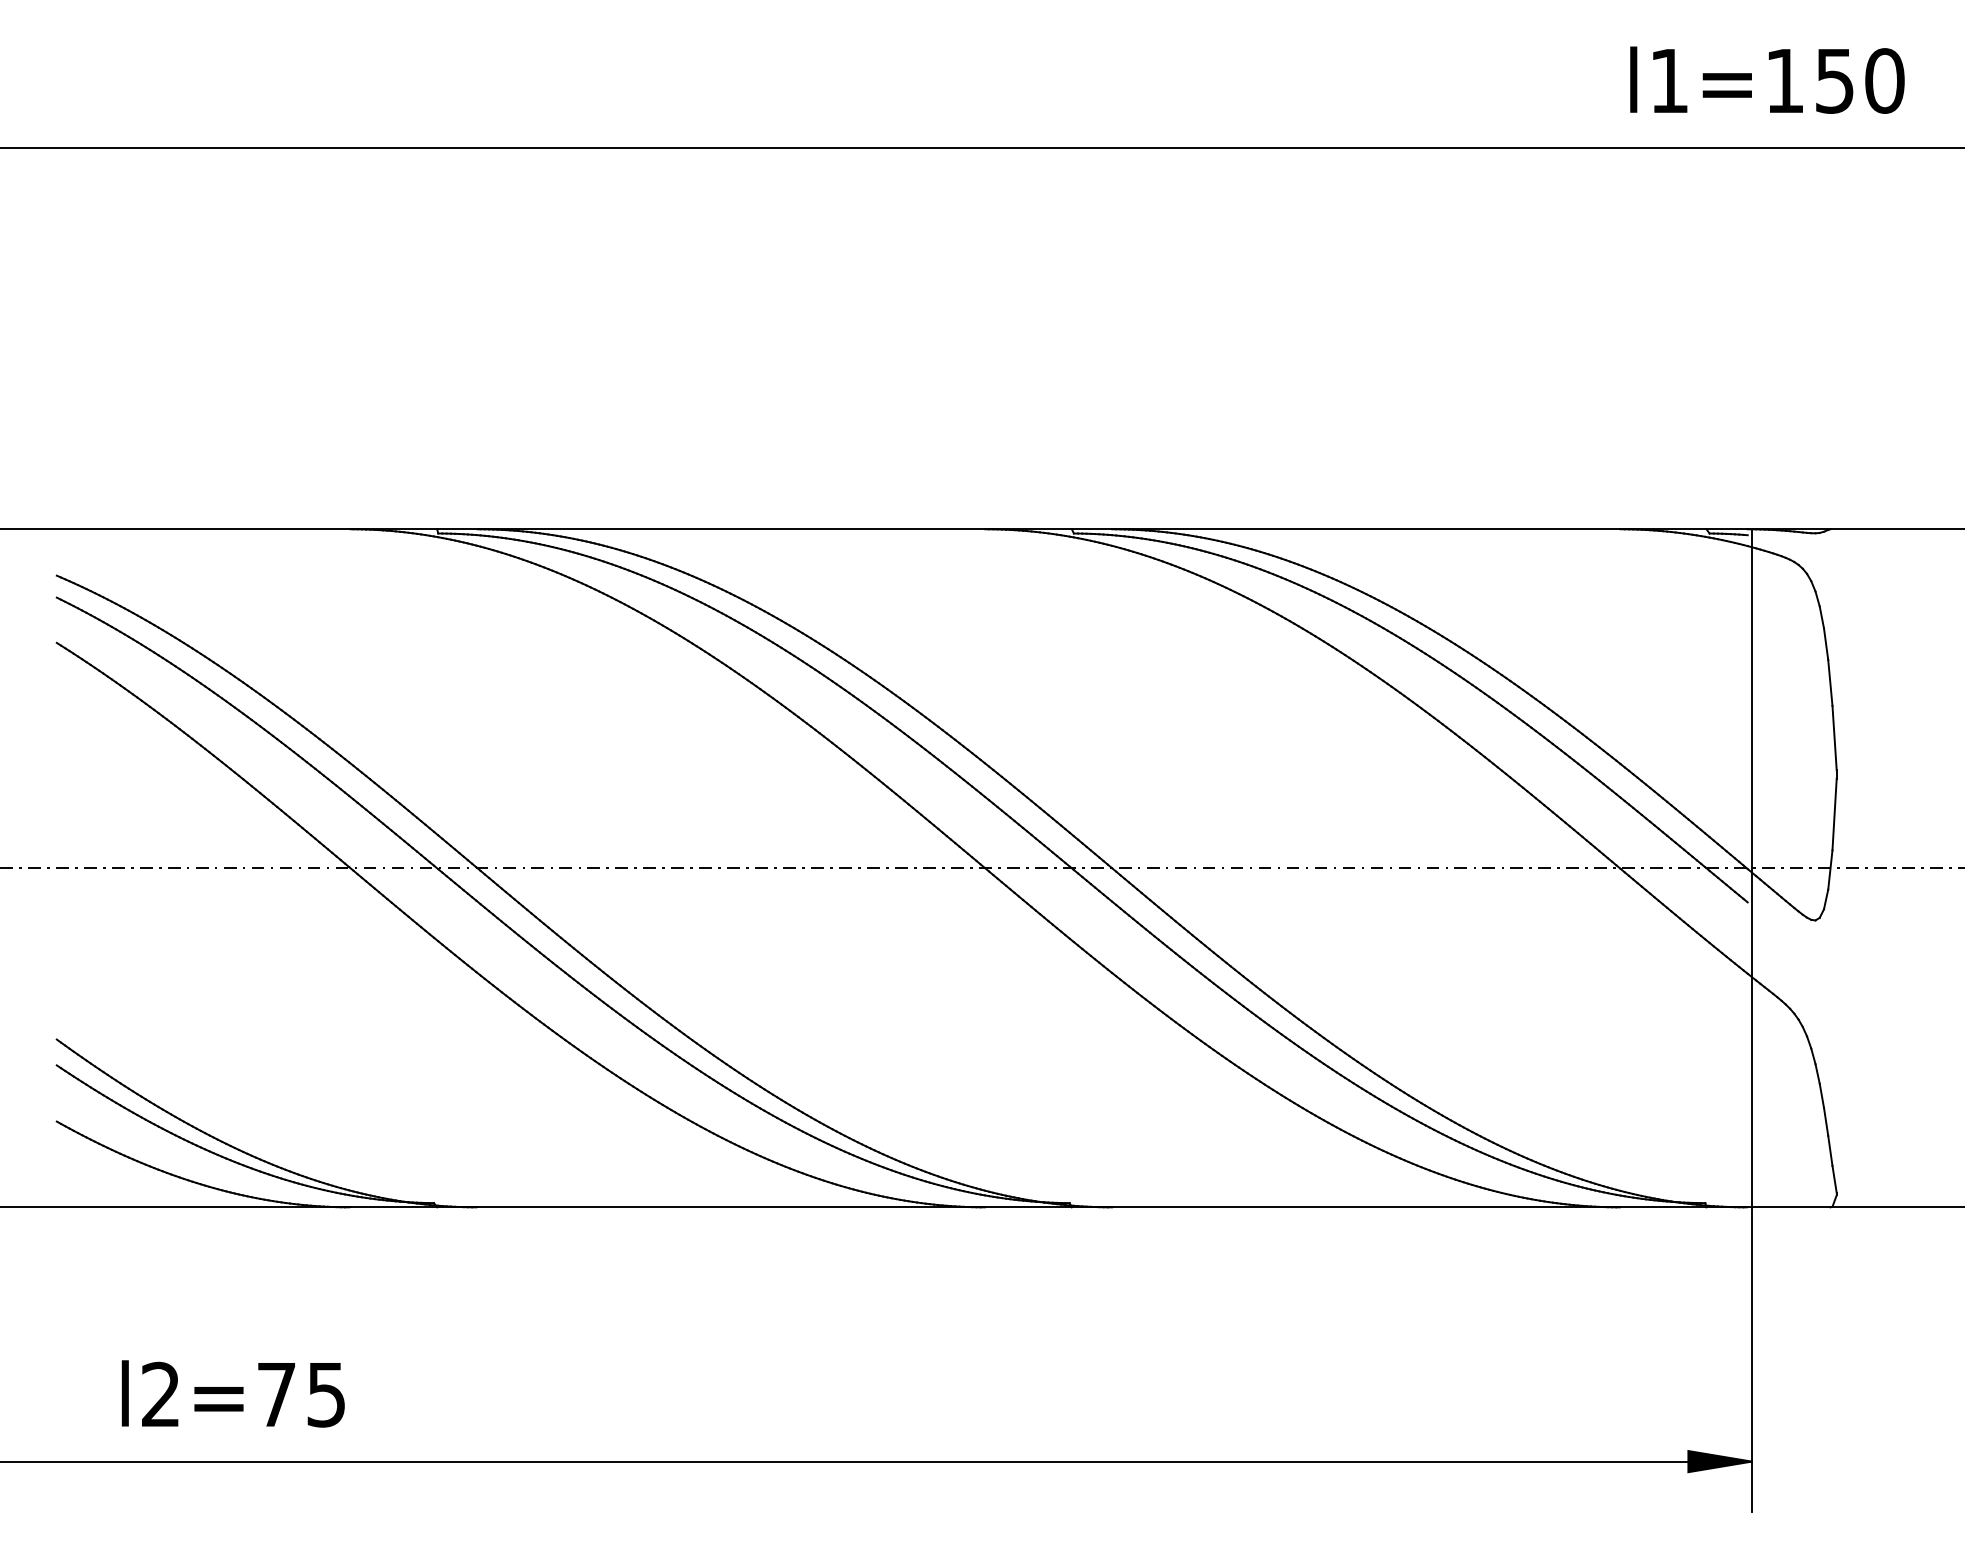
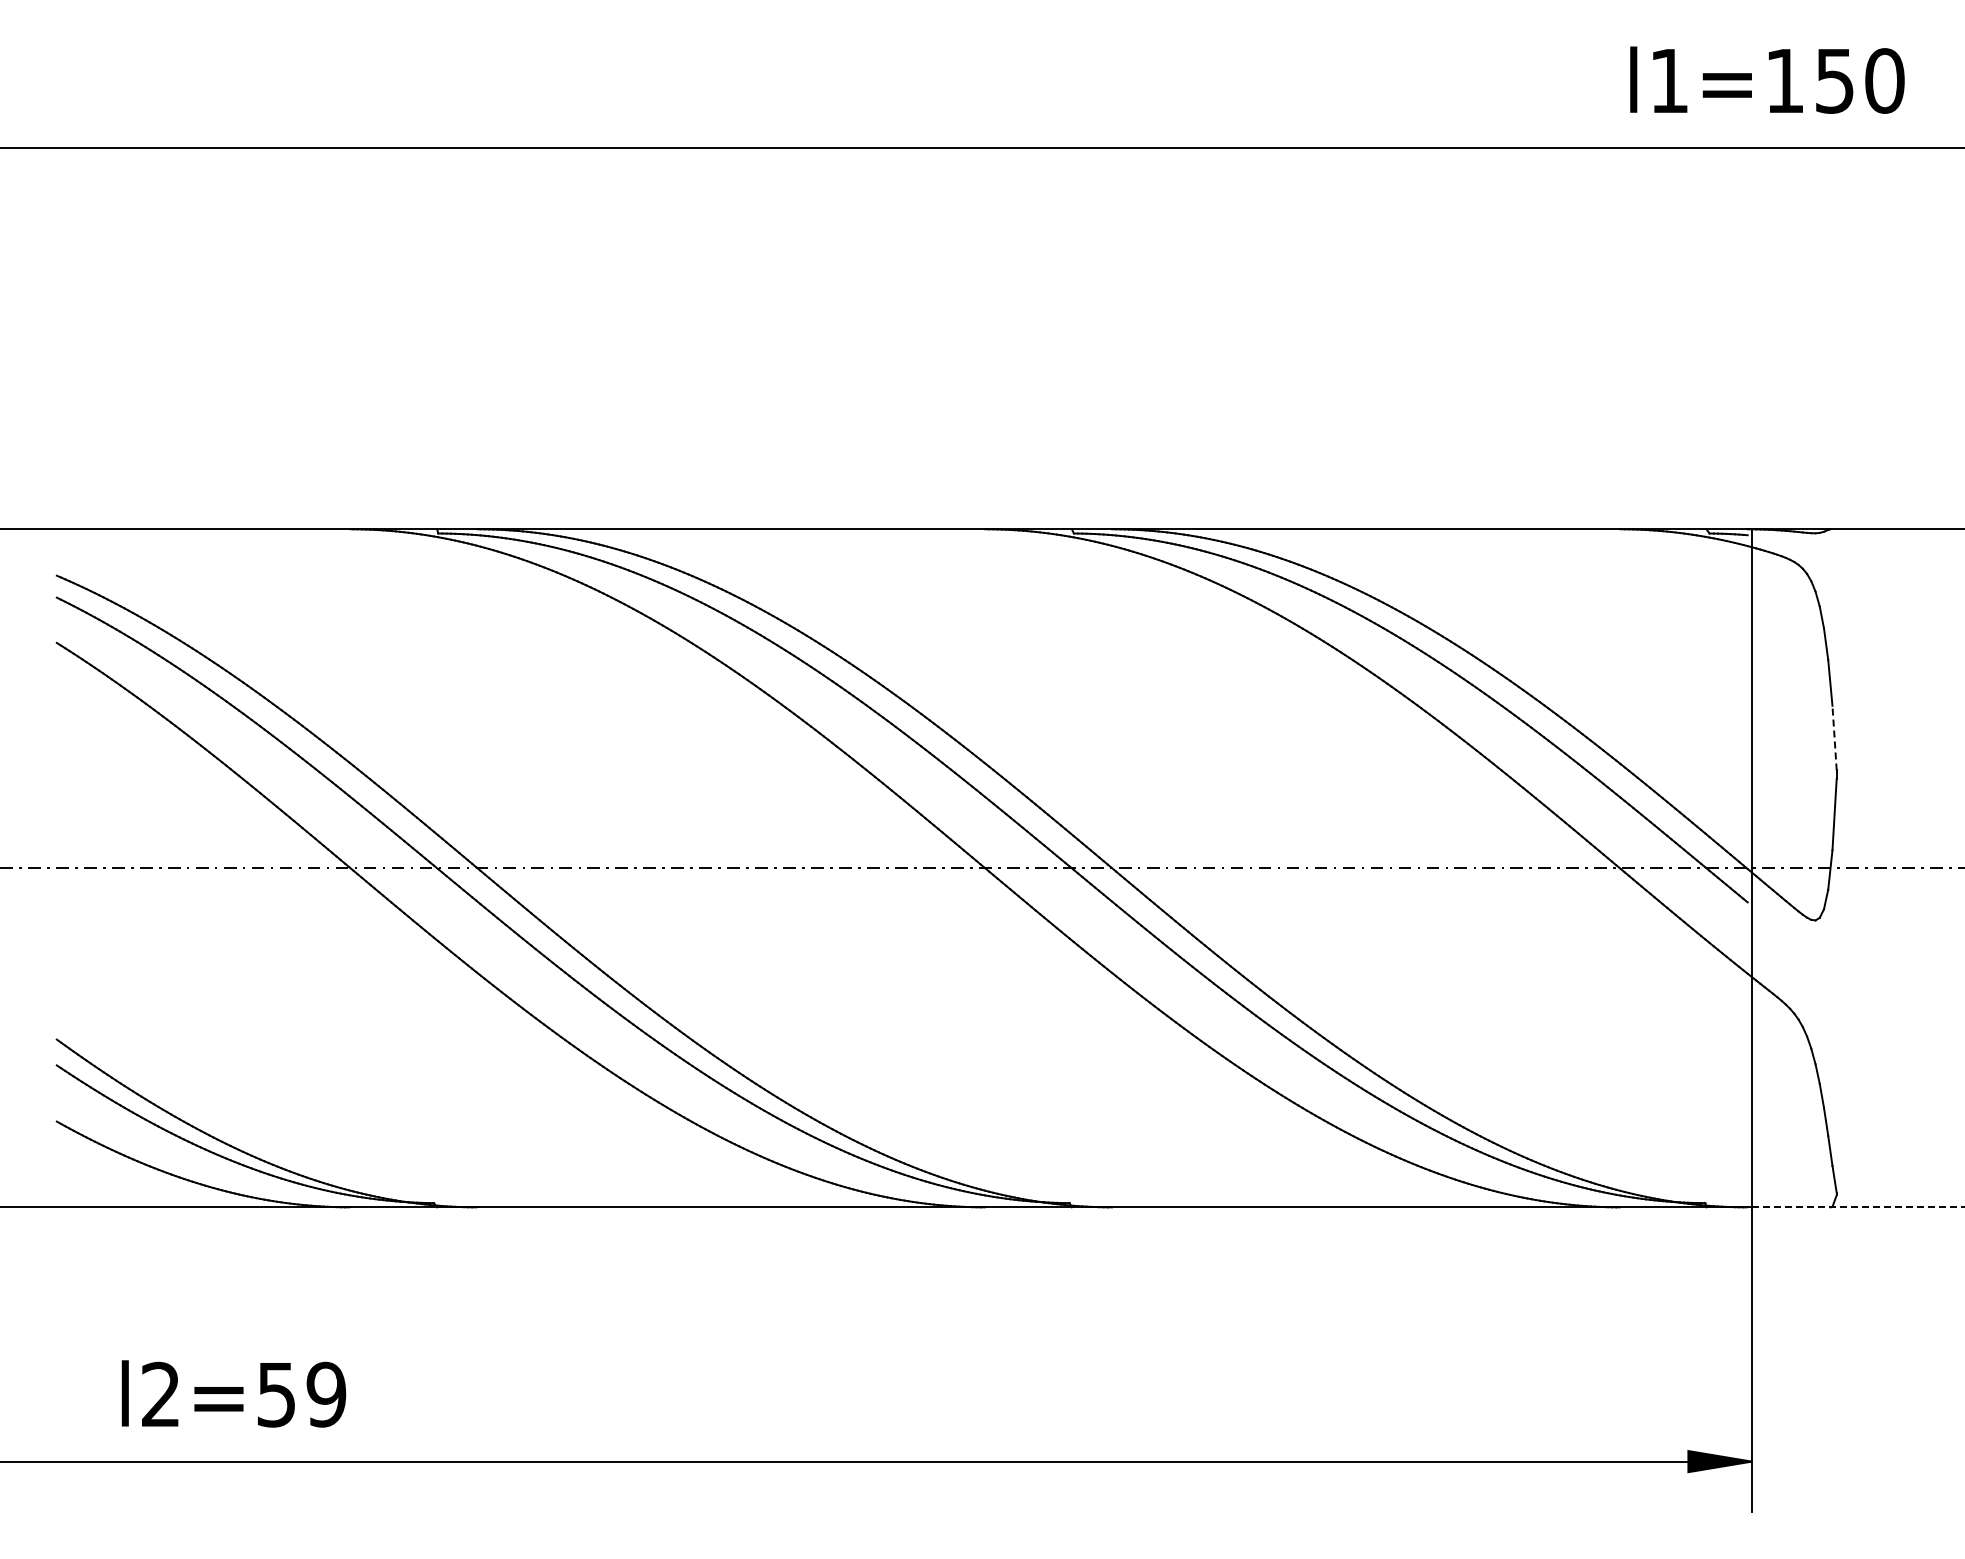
line: solid -> dashed (1834, 737)
line: solid -> dashed (1858, 1207)
text: l2=75 -> l2=59 (302, 1394)
